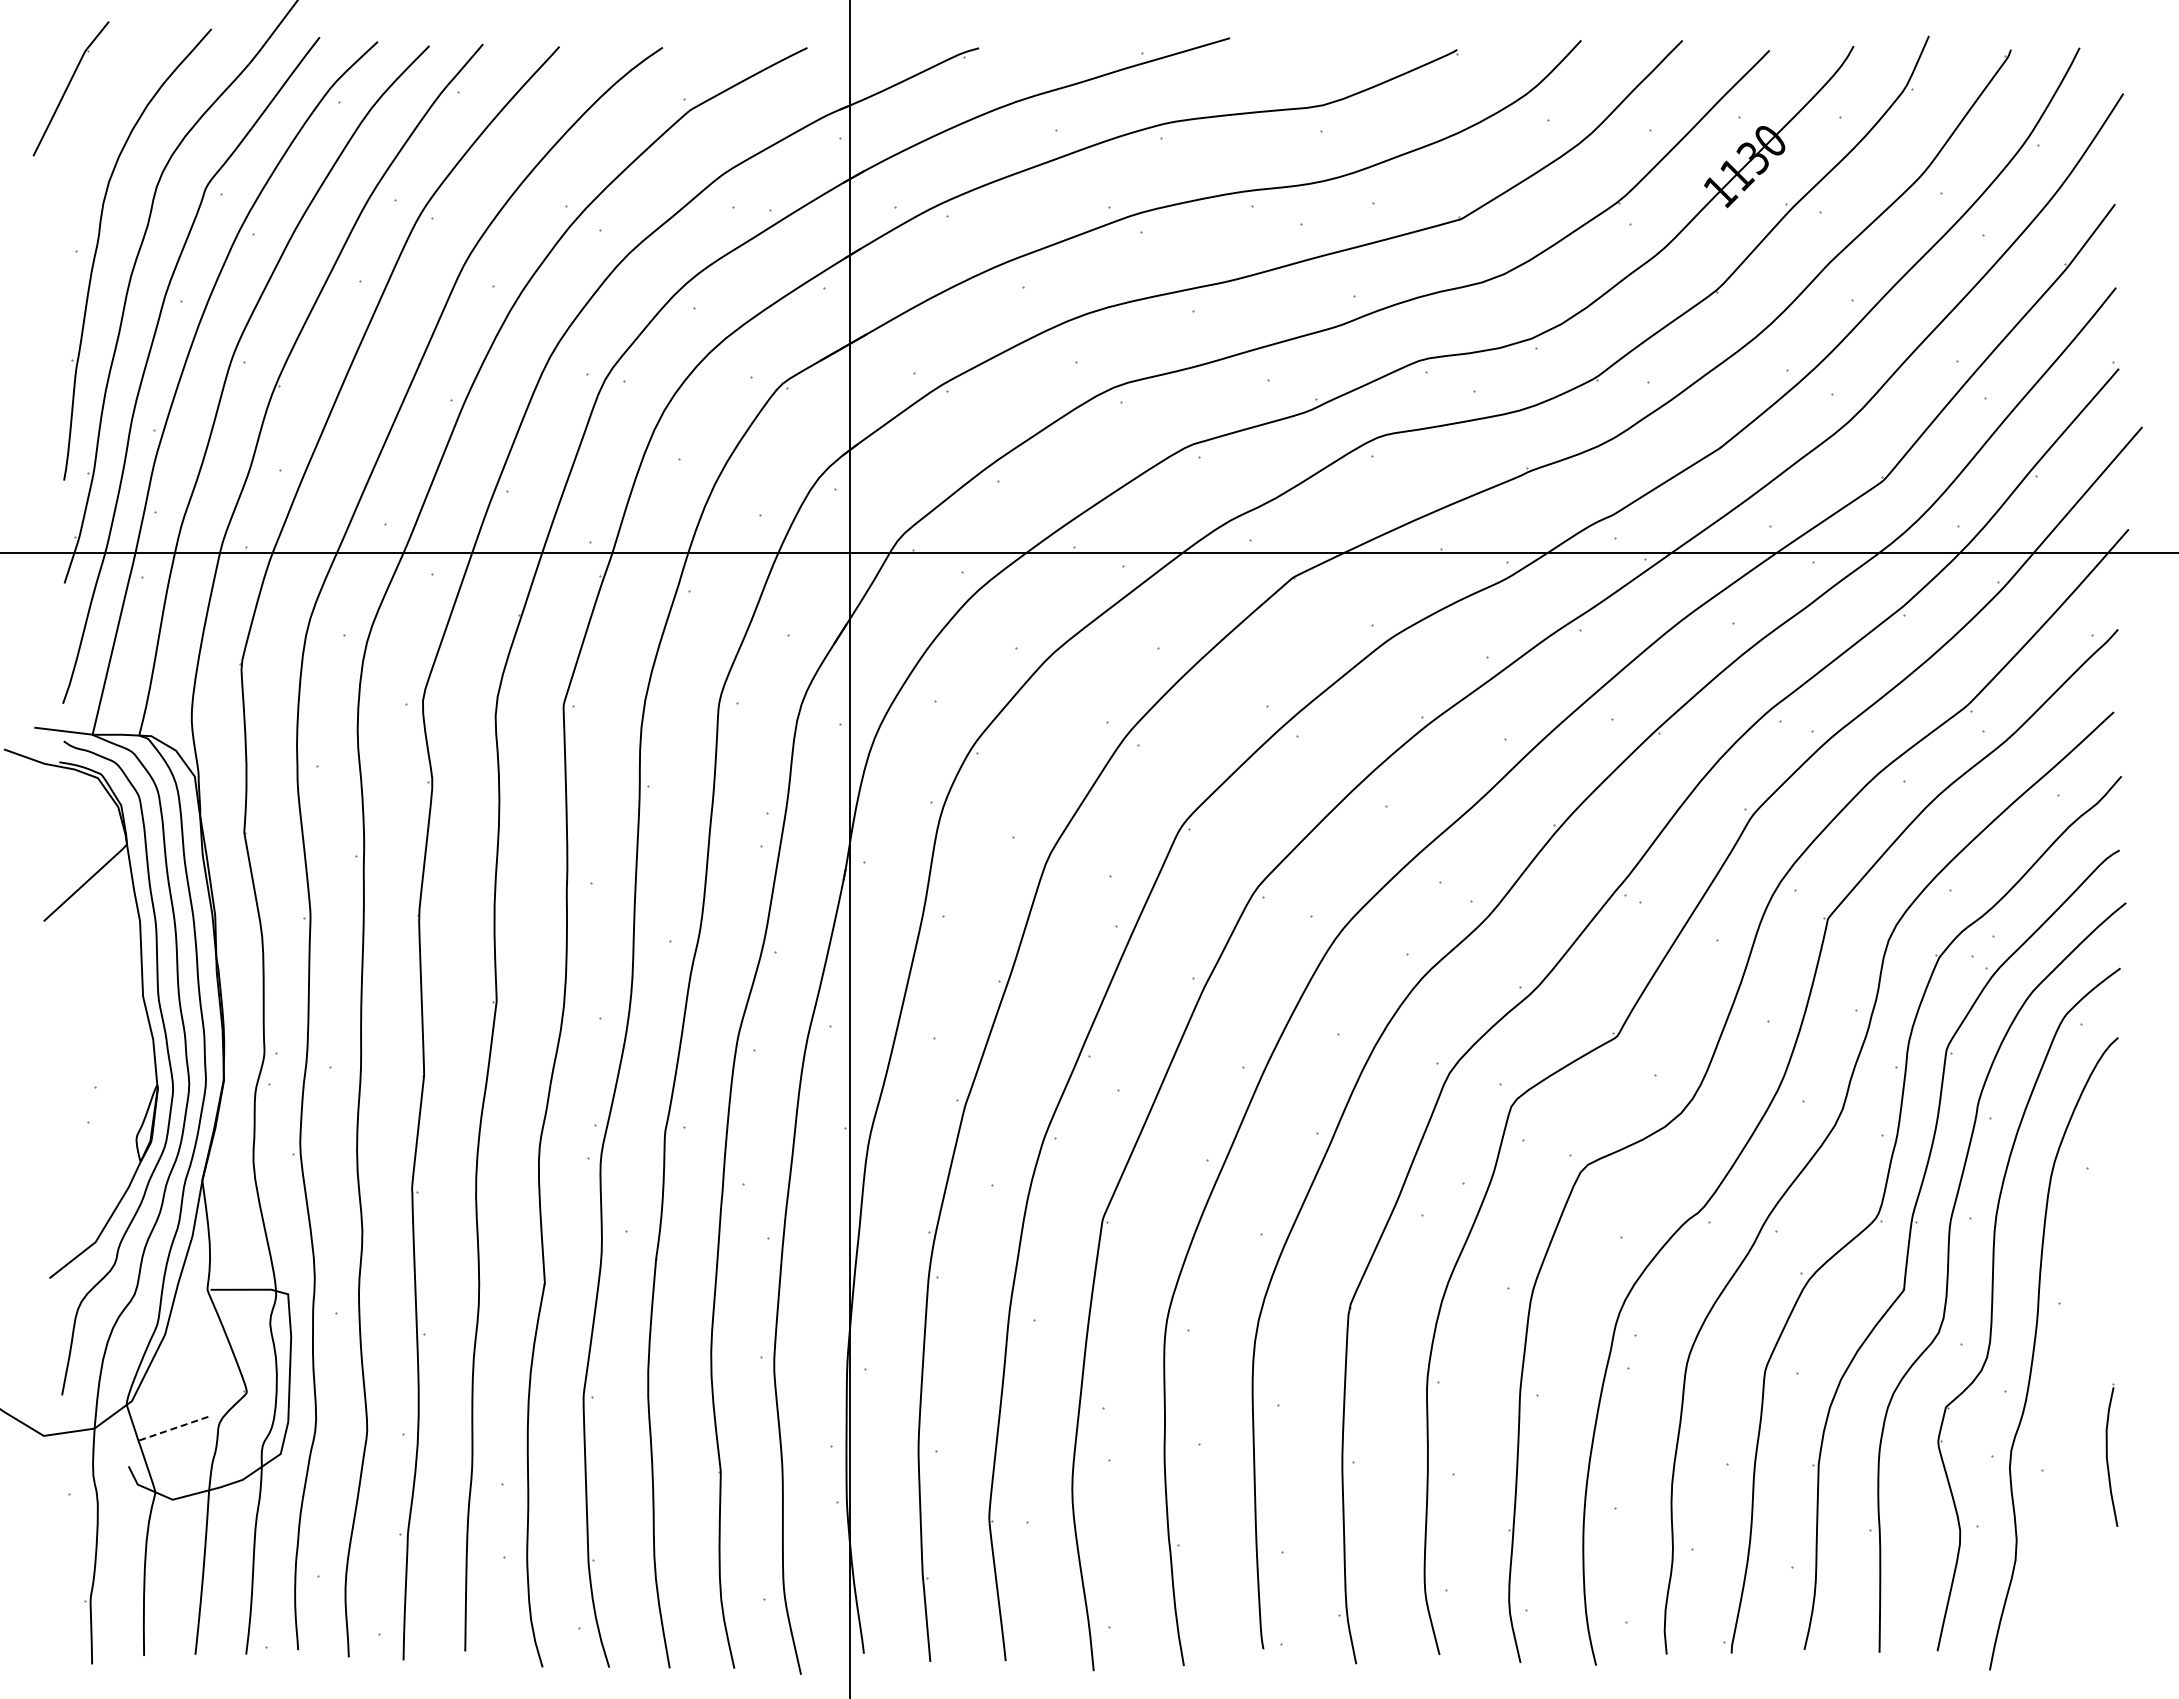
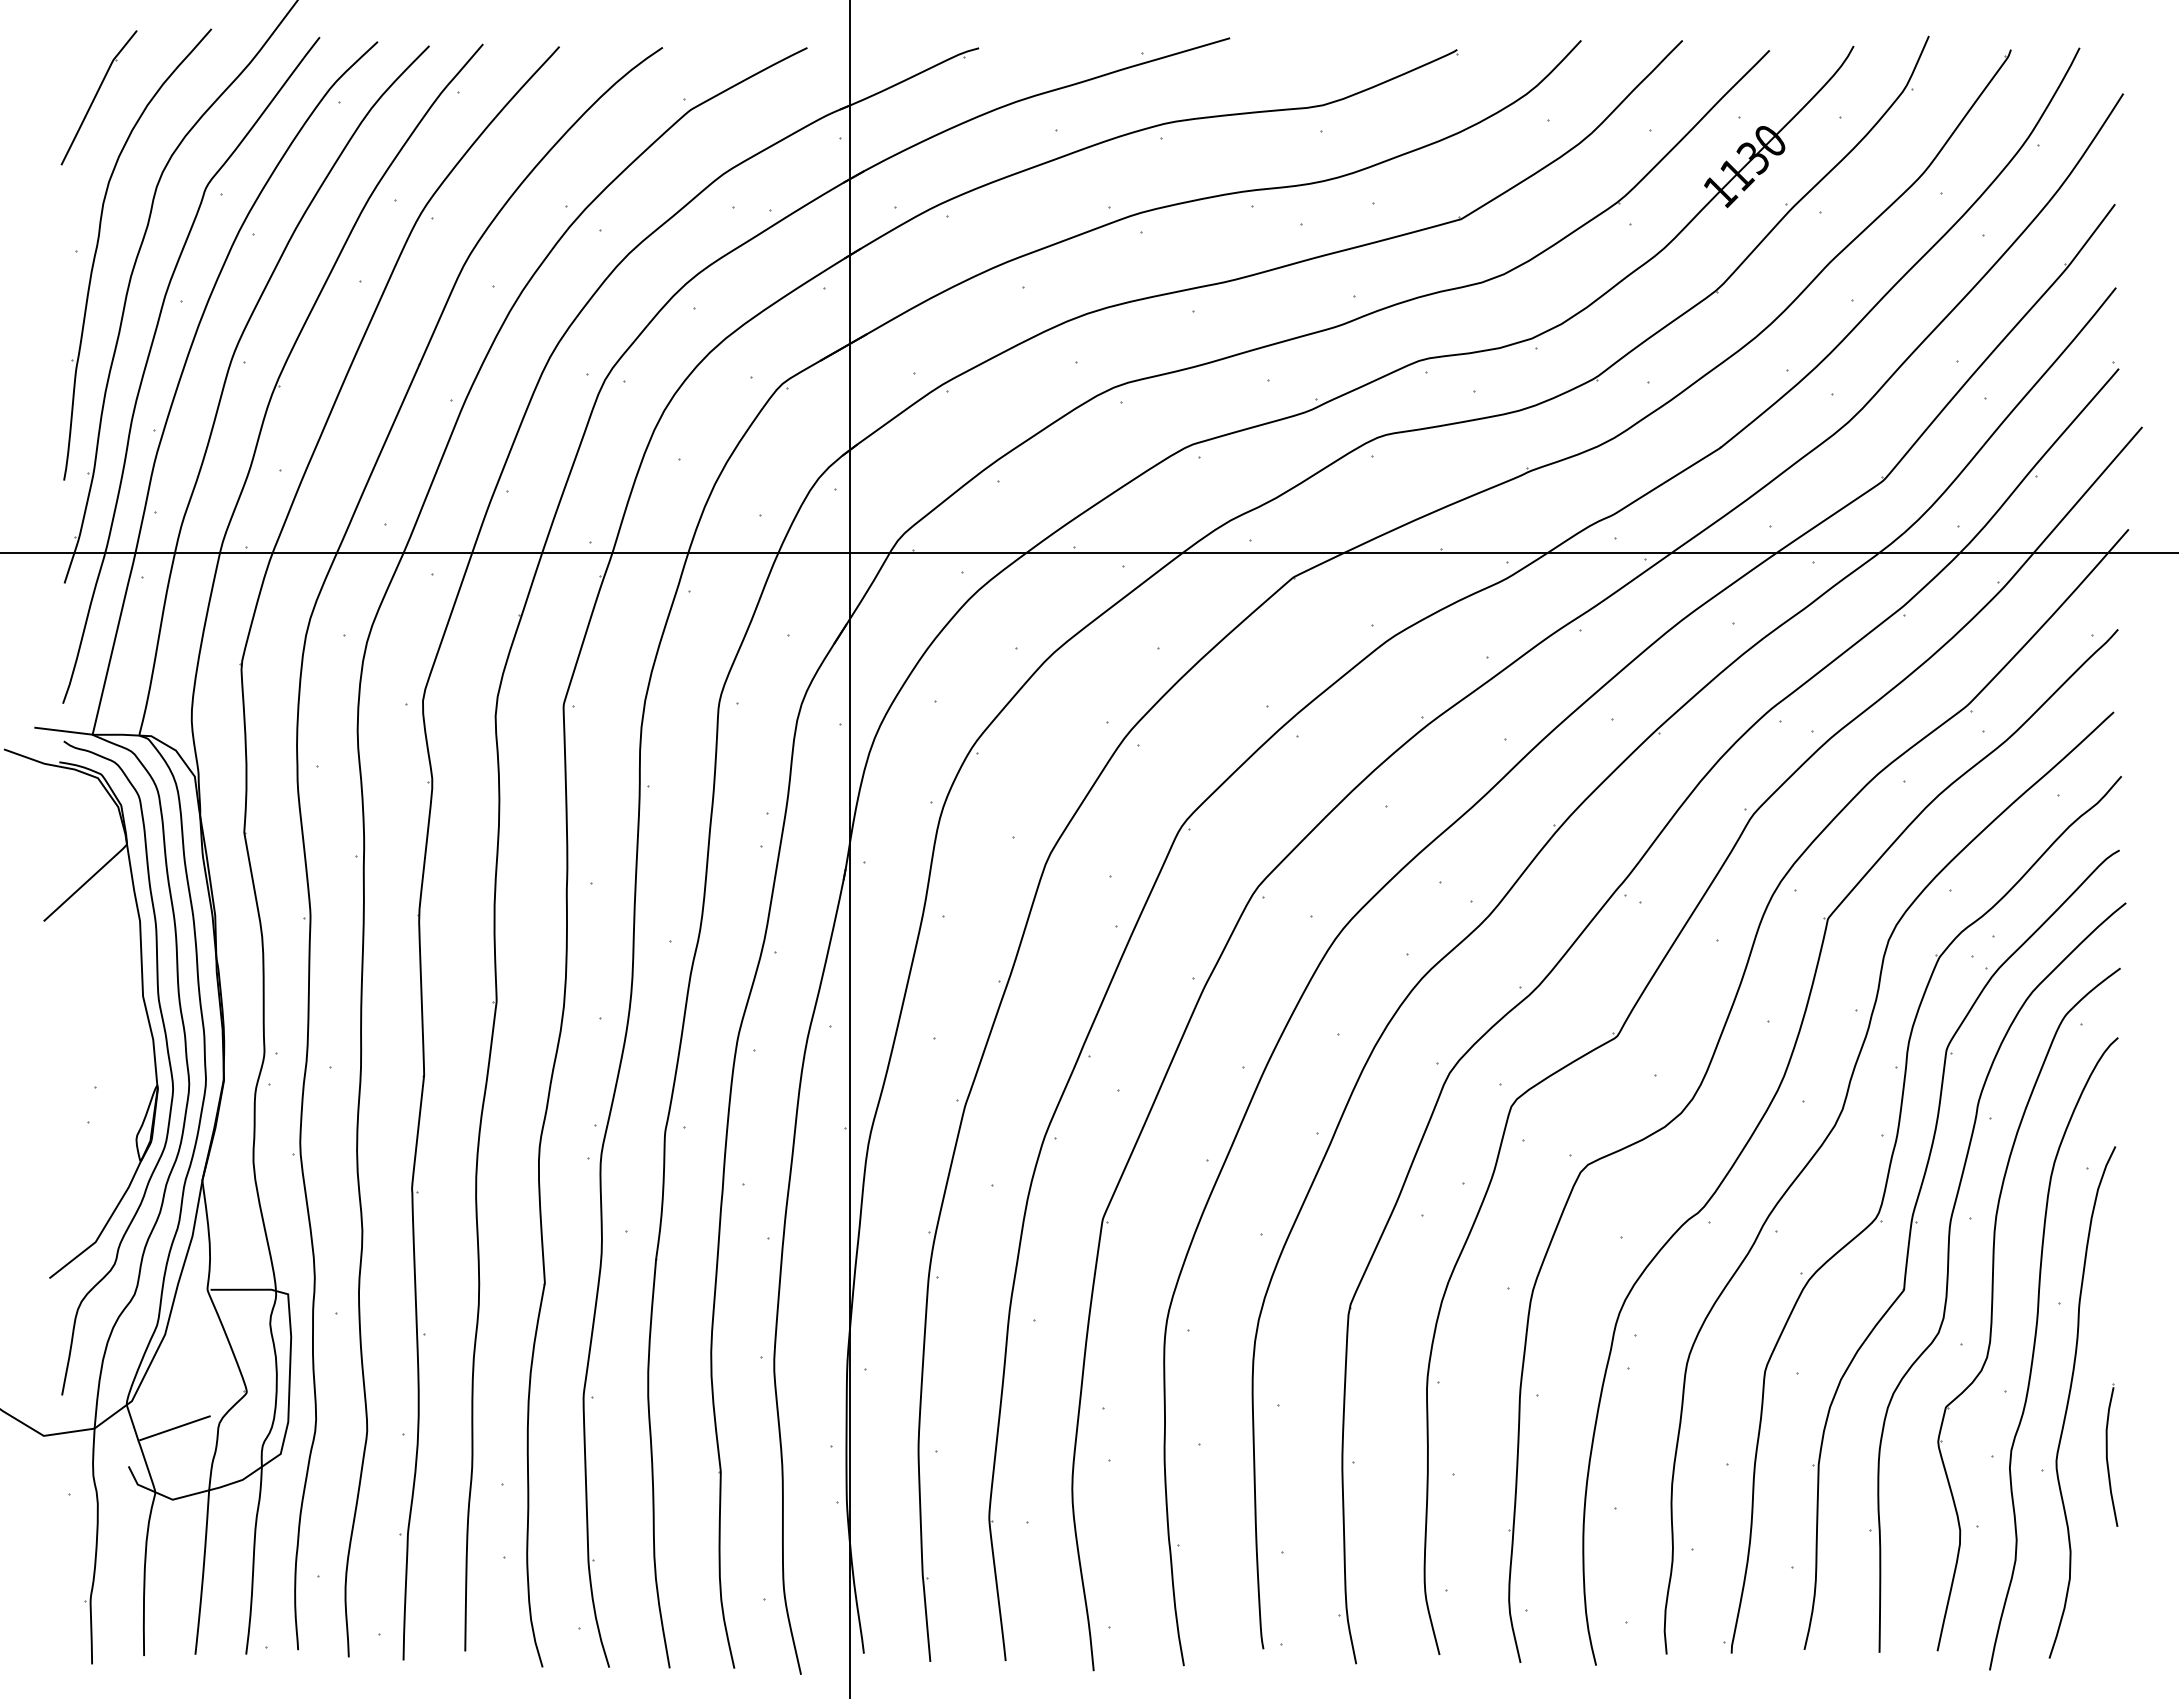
part position: (70, 88) -> (98, 97) (98, 97)
curve: none -> present (2069, 1400)
line: dashed -> solid (176, 1427)
